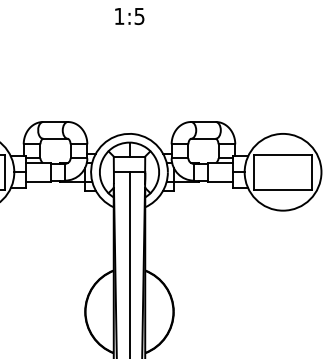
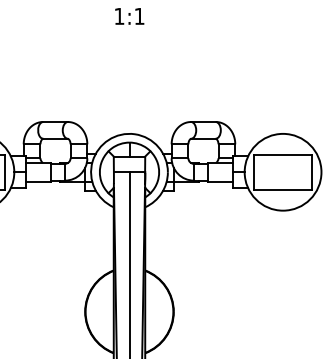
text: 1:5 -> 1:1 (139, 16)
